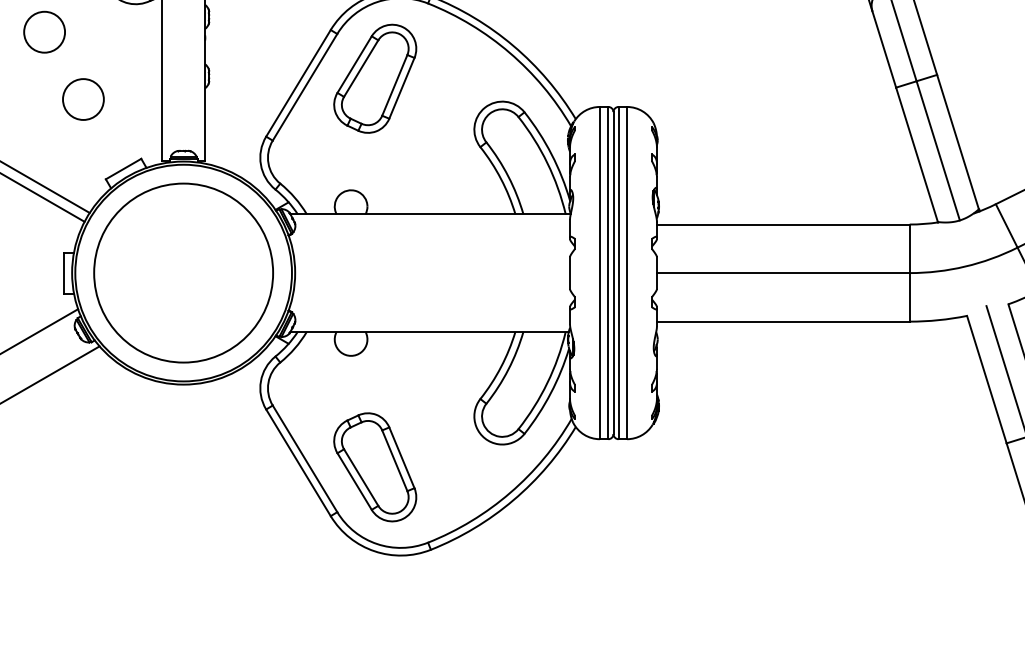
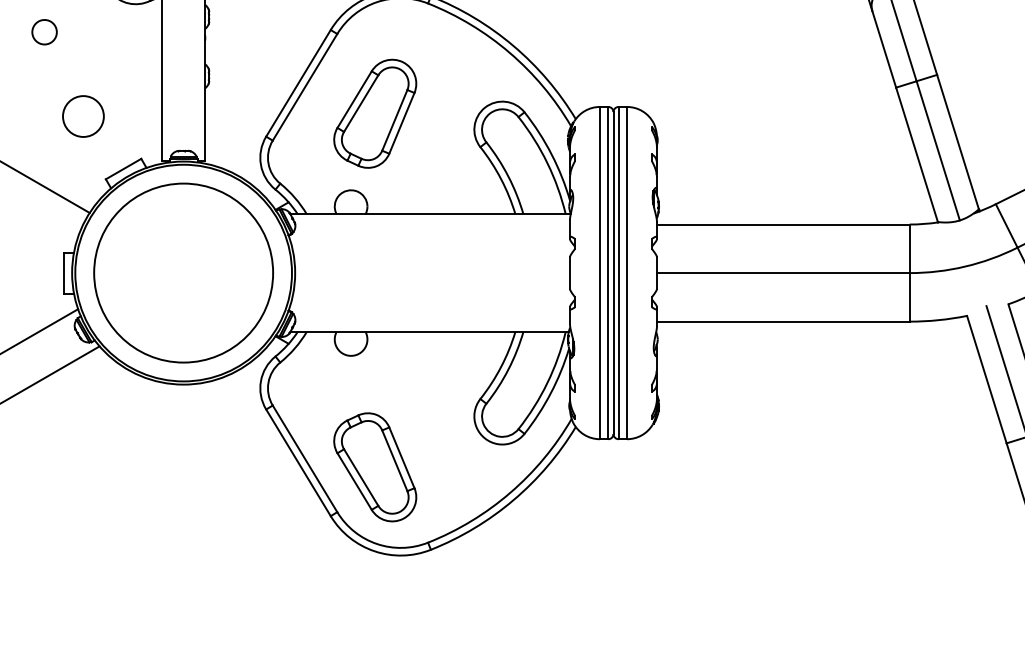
circle diameter: 41 px -> 25 px (44, 31)
part position: (375, 78) -> (375, 113) (375, 113)
circle position: (83, 99) -> (83, 116) (83, 116)
line: present -> none (43, 197)
